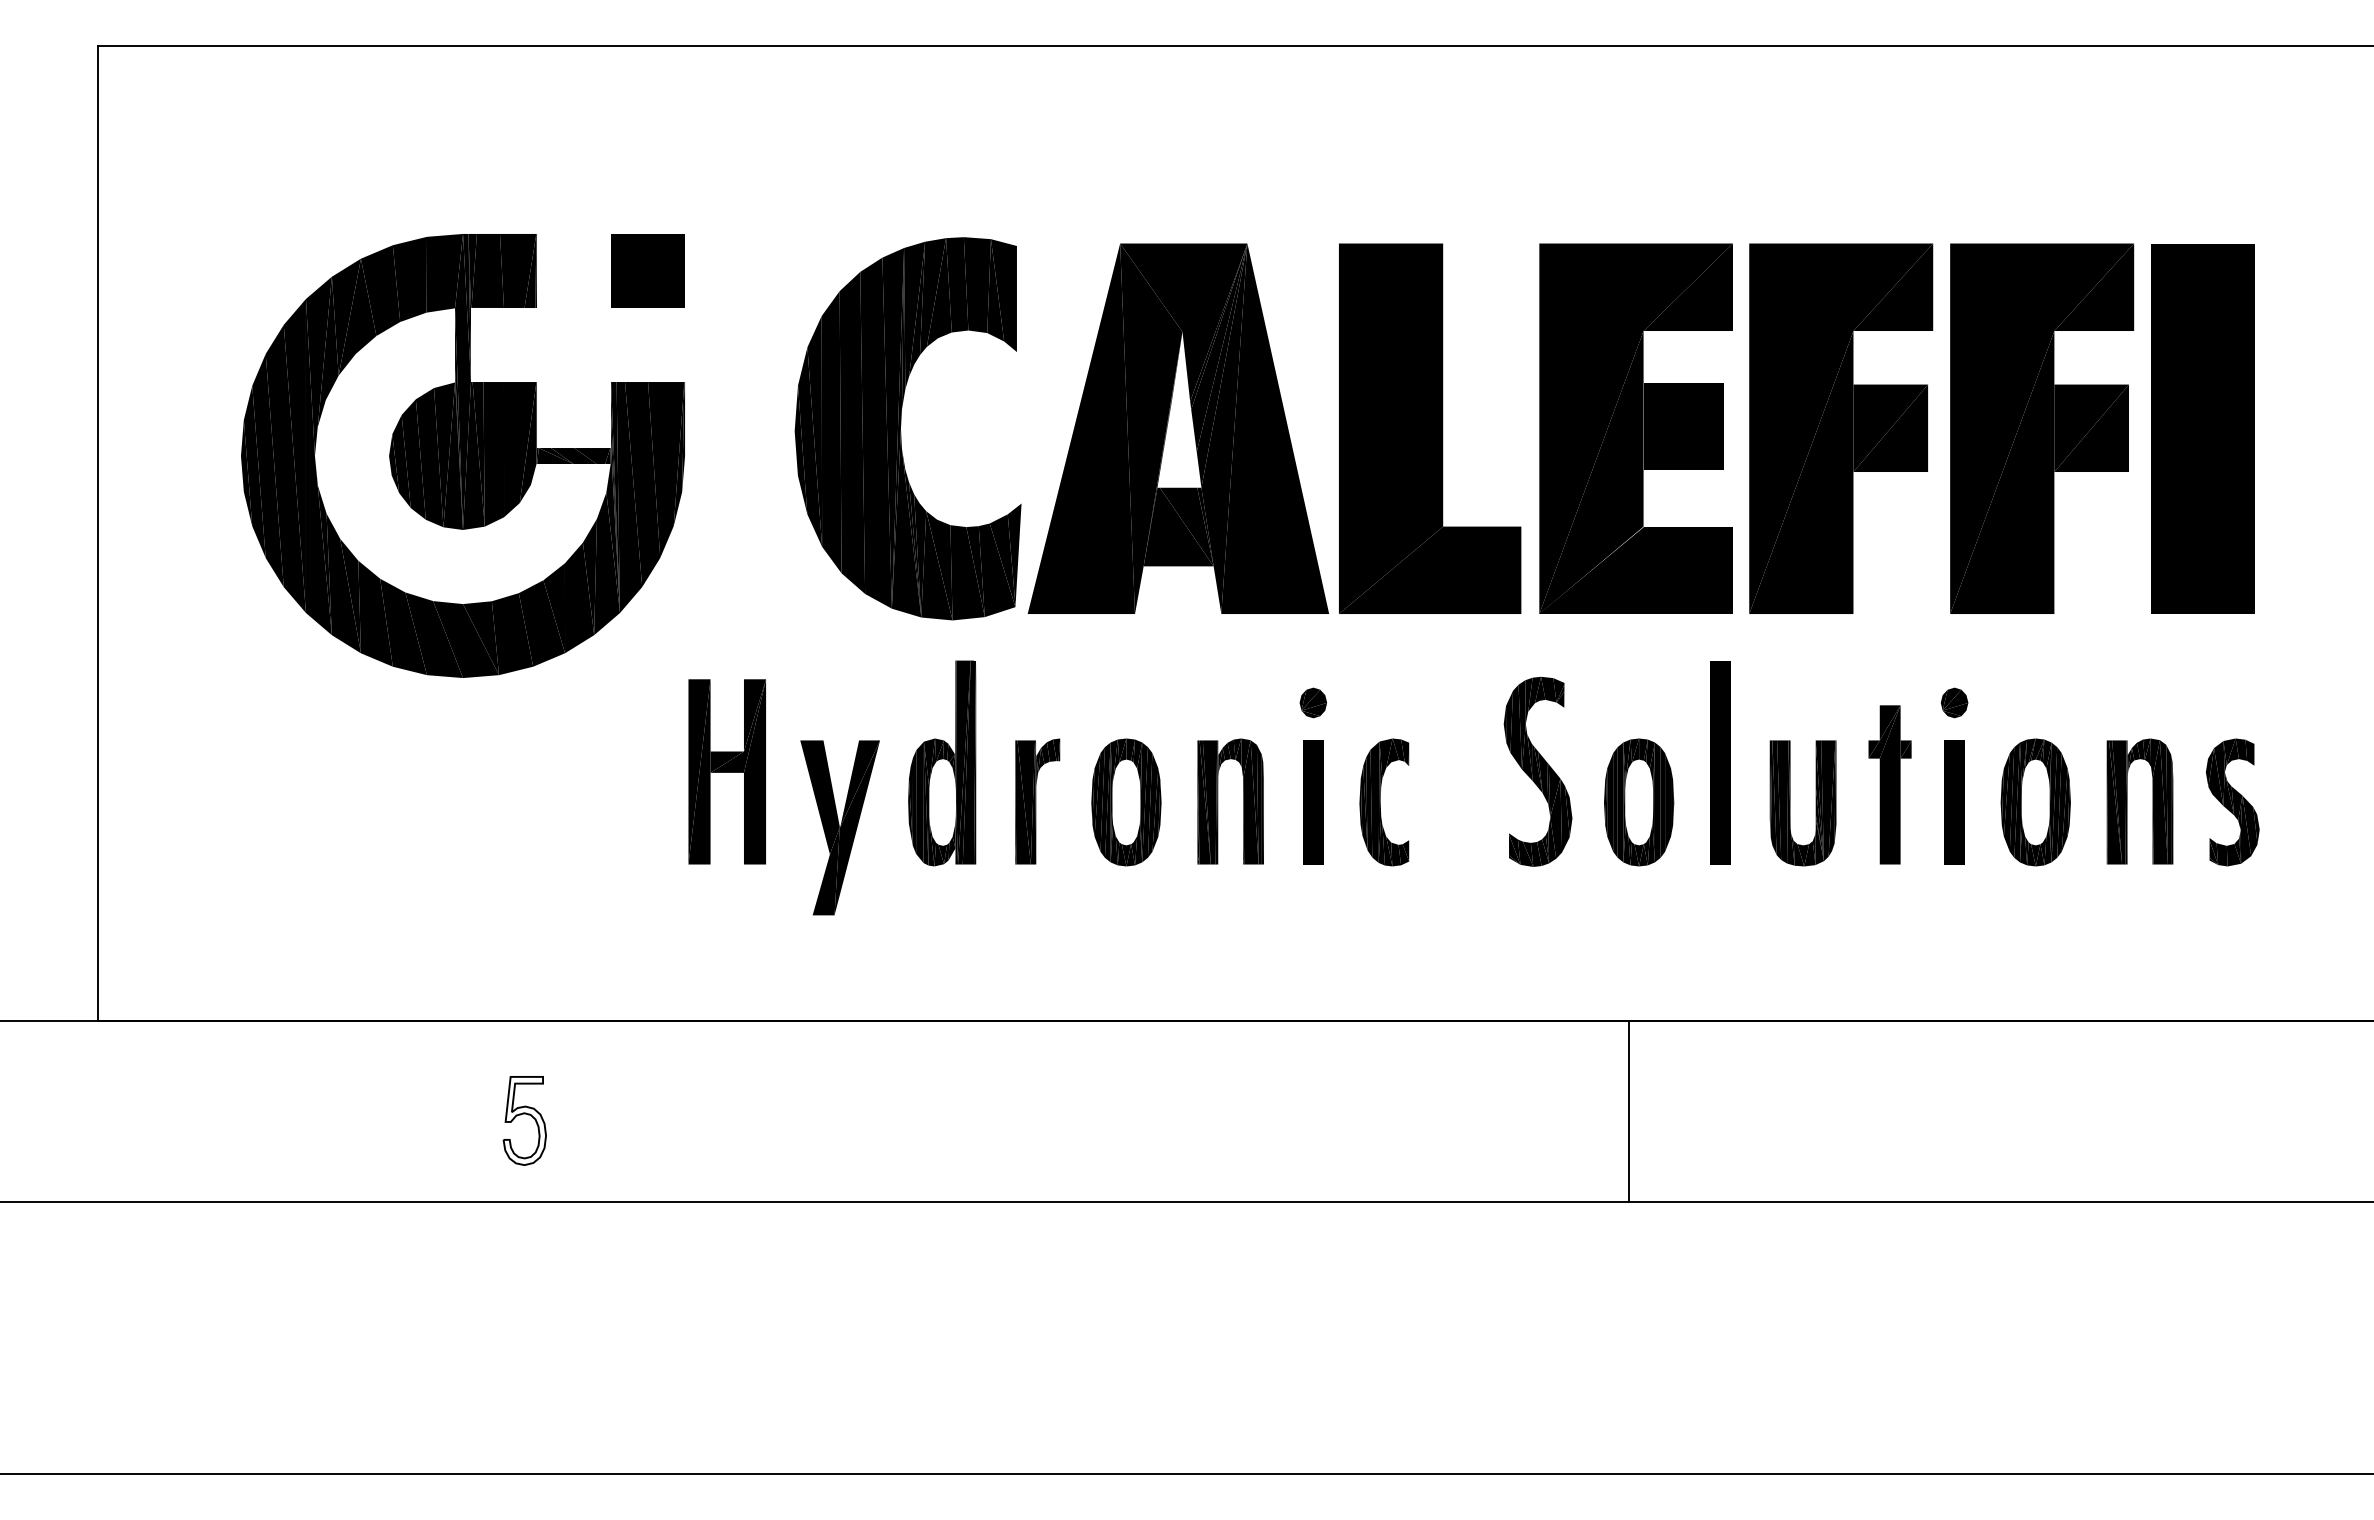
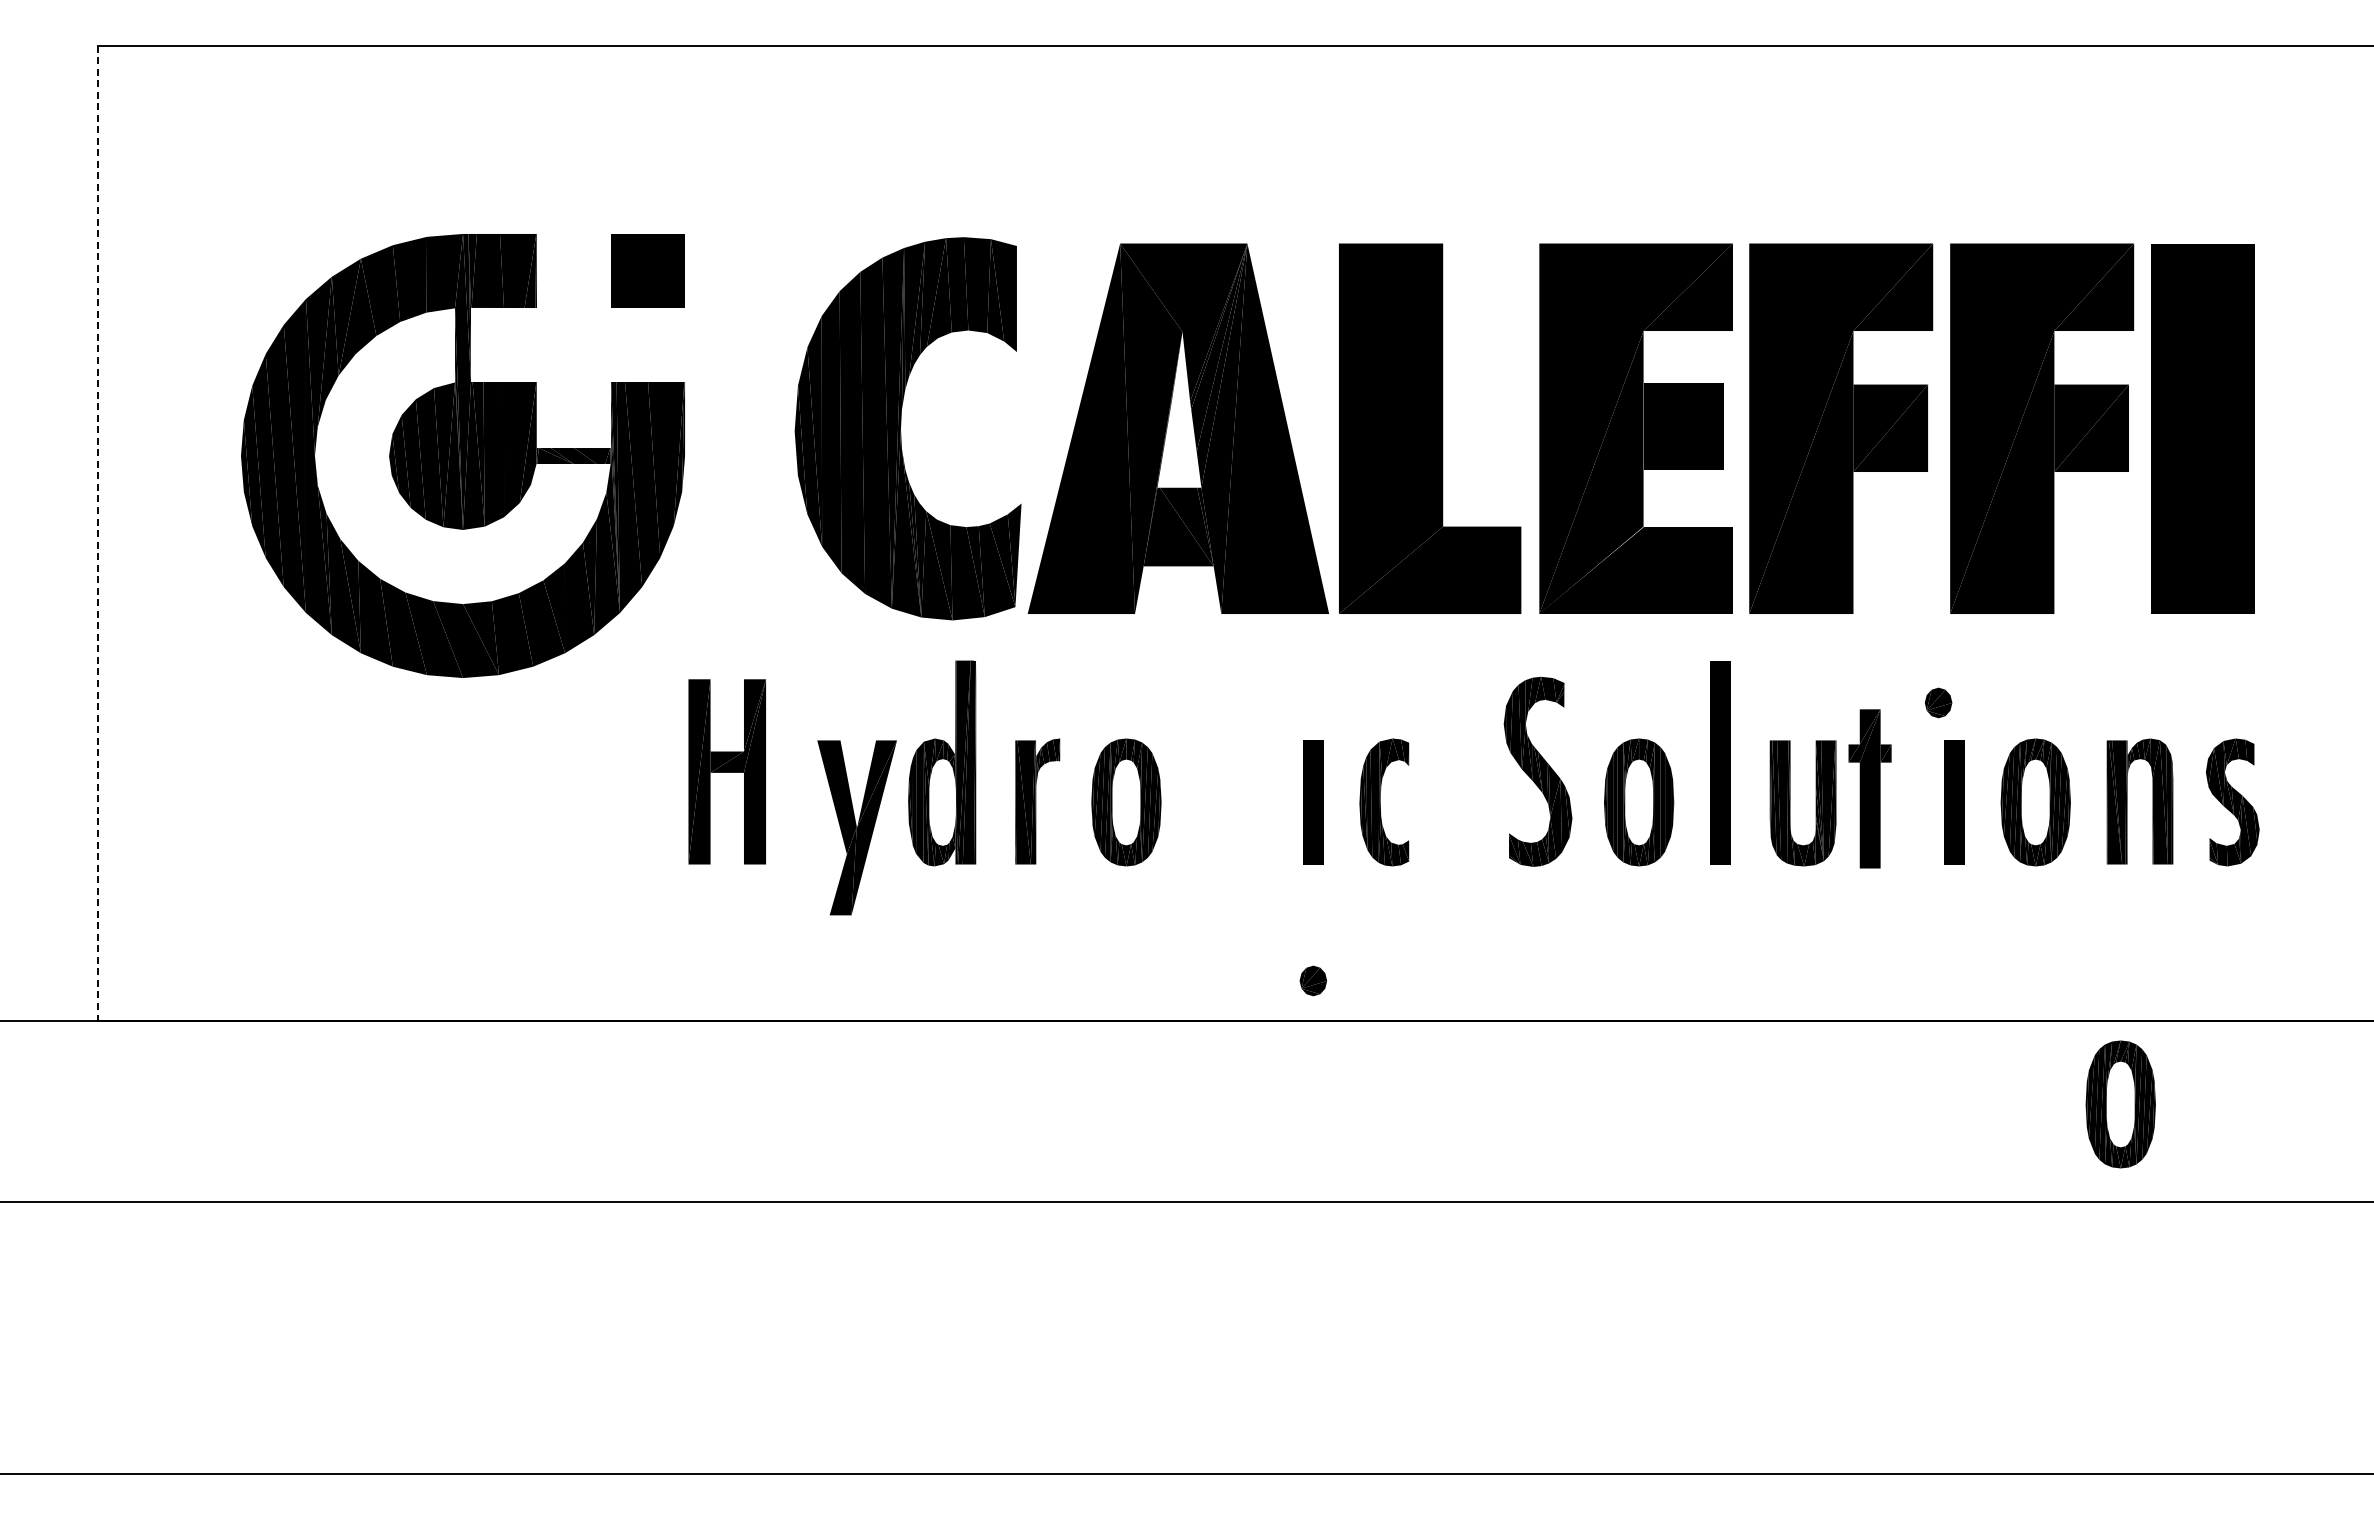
line: solid -> dashed (98, 533)
part position: (1313, 702) -> (1313, 980) (1313, 980)
part position: (1954, 702) -> (1938, 702) (1938, 702)
part position: (1889, 784) -> (1869, 788) (1869, 788)
part: present -> none (1218, 801)
part position: (839, 827) -> (856, 827) (856, 827)
part: none -> present (2120, 1104)
line: present -> none (1629, 1111)
part: present -> none (524, 1120)
